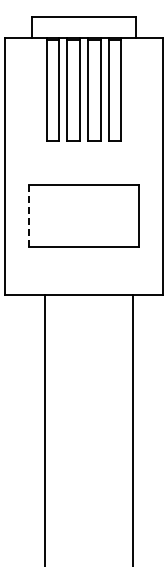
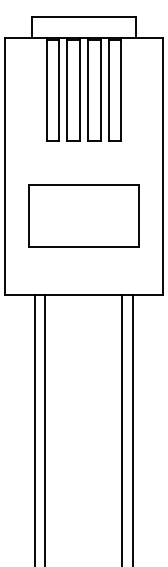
line: dashed -> solid (29, 215)
line: none -> present (34, 428)
line: none -> present (122, 428)
